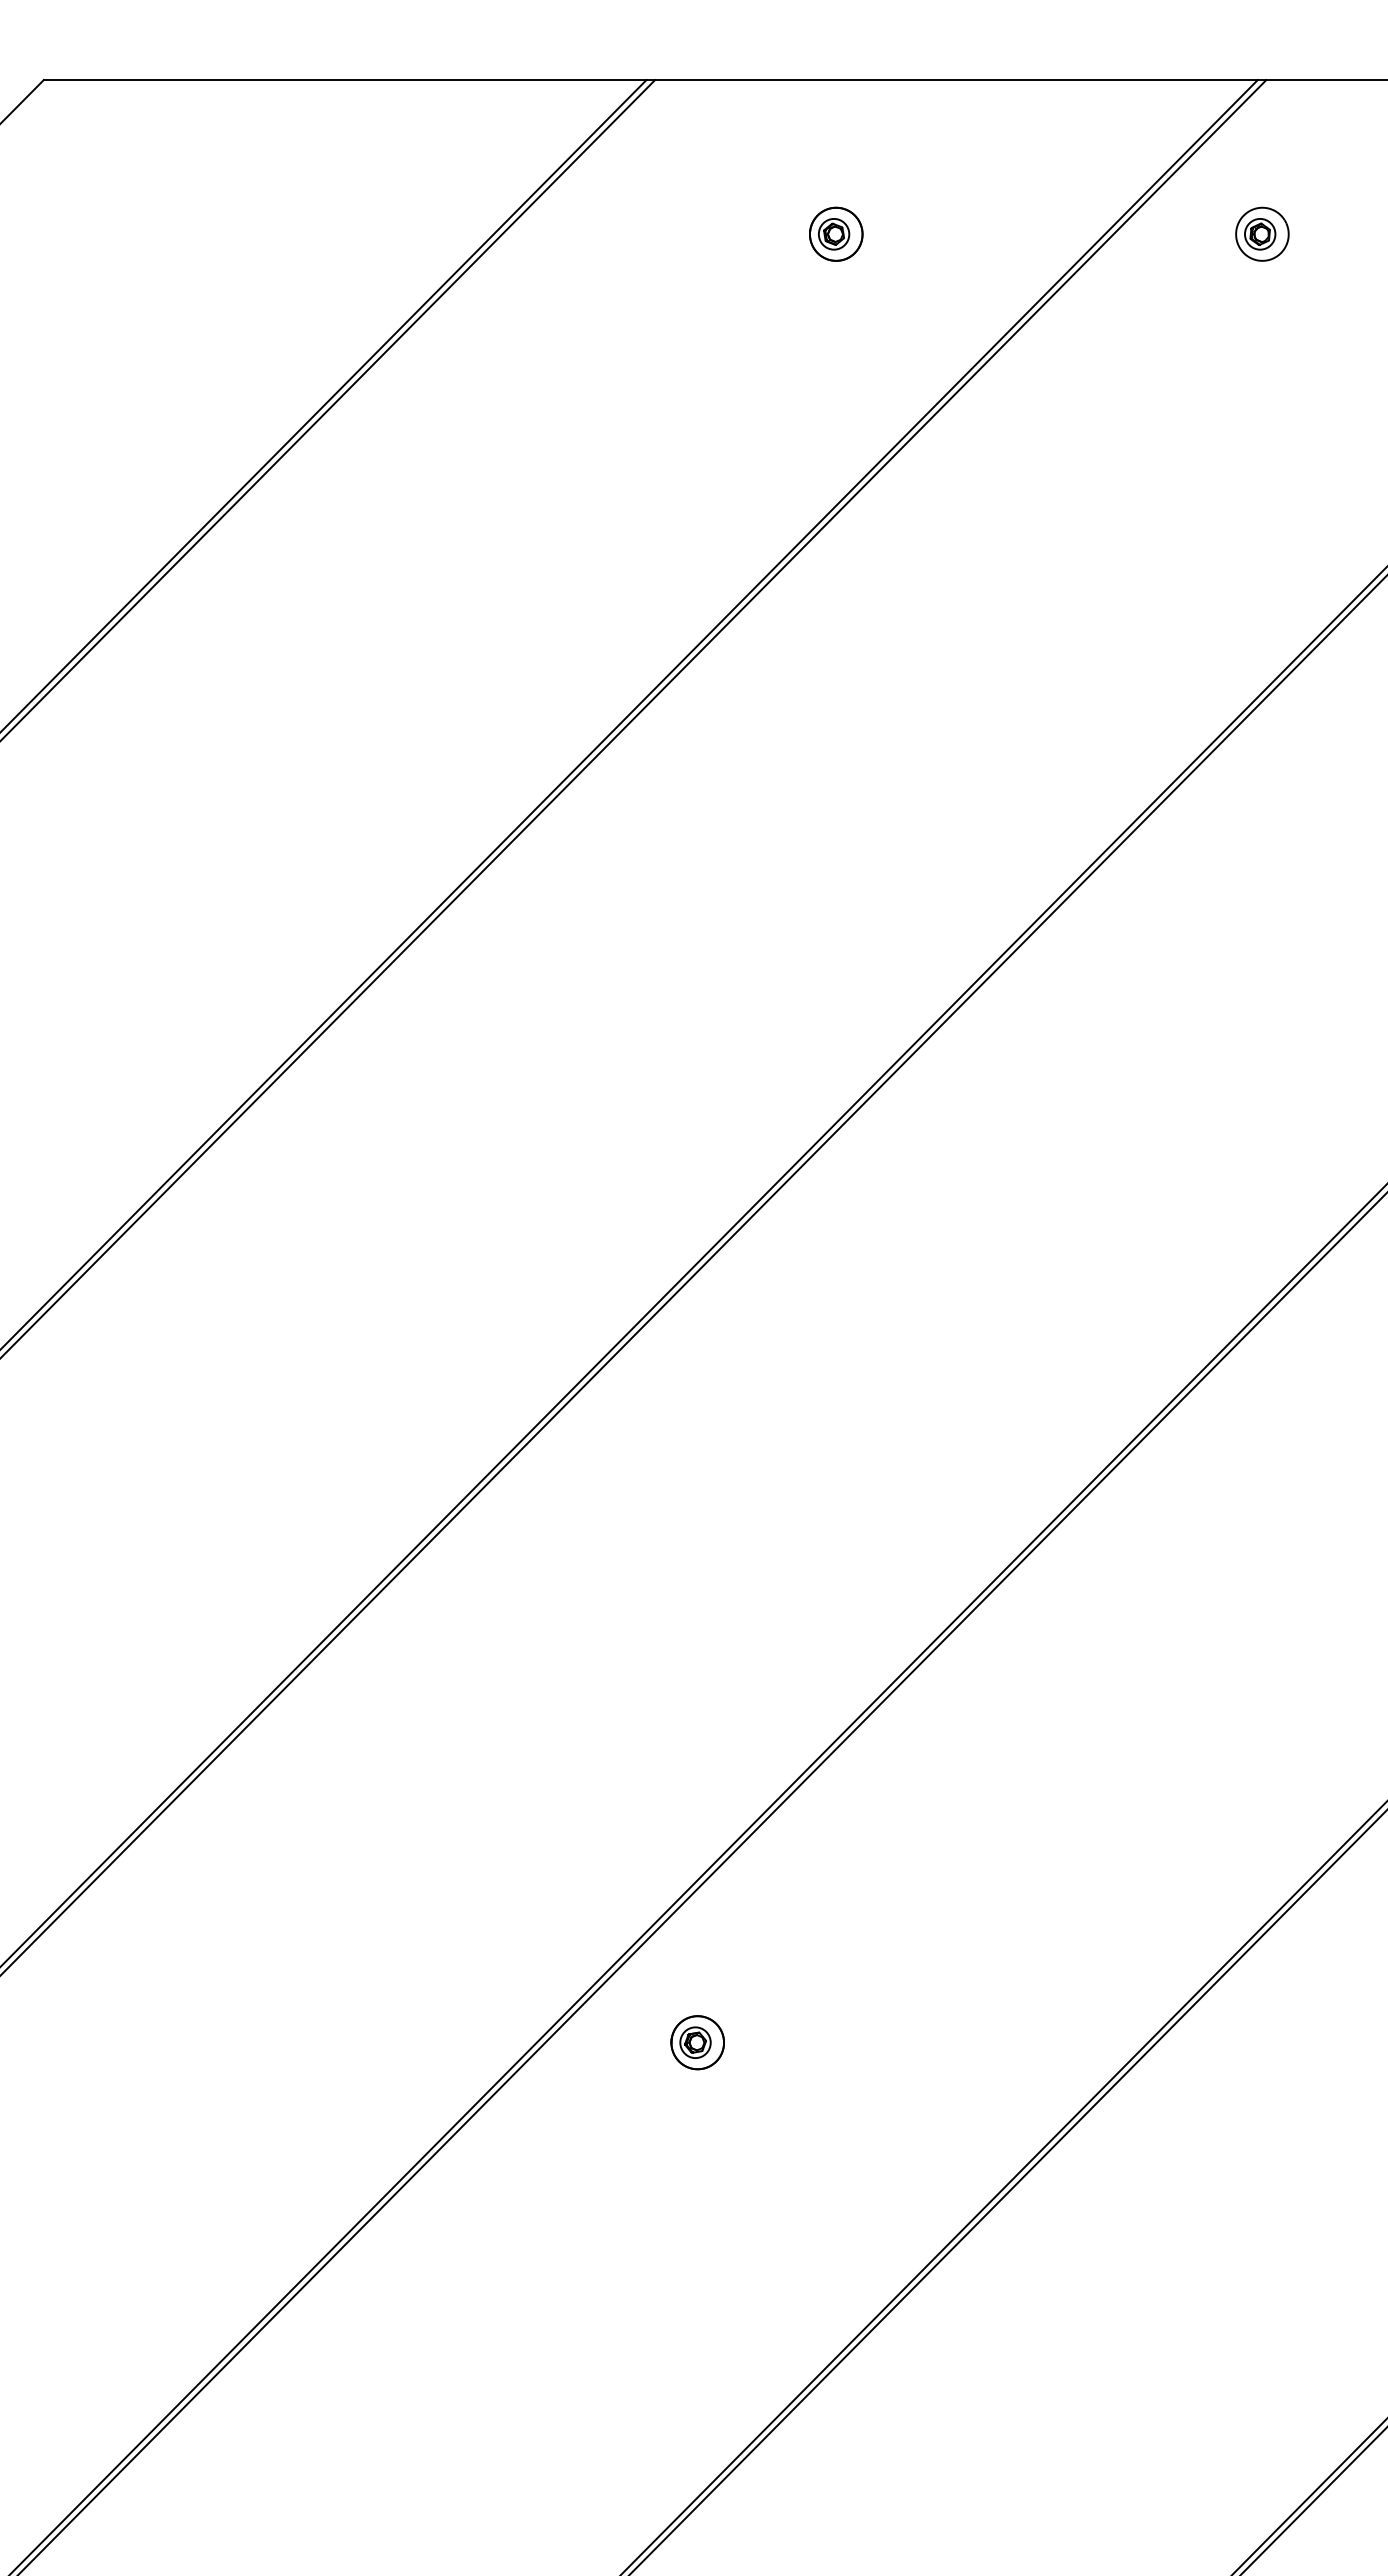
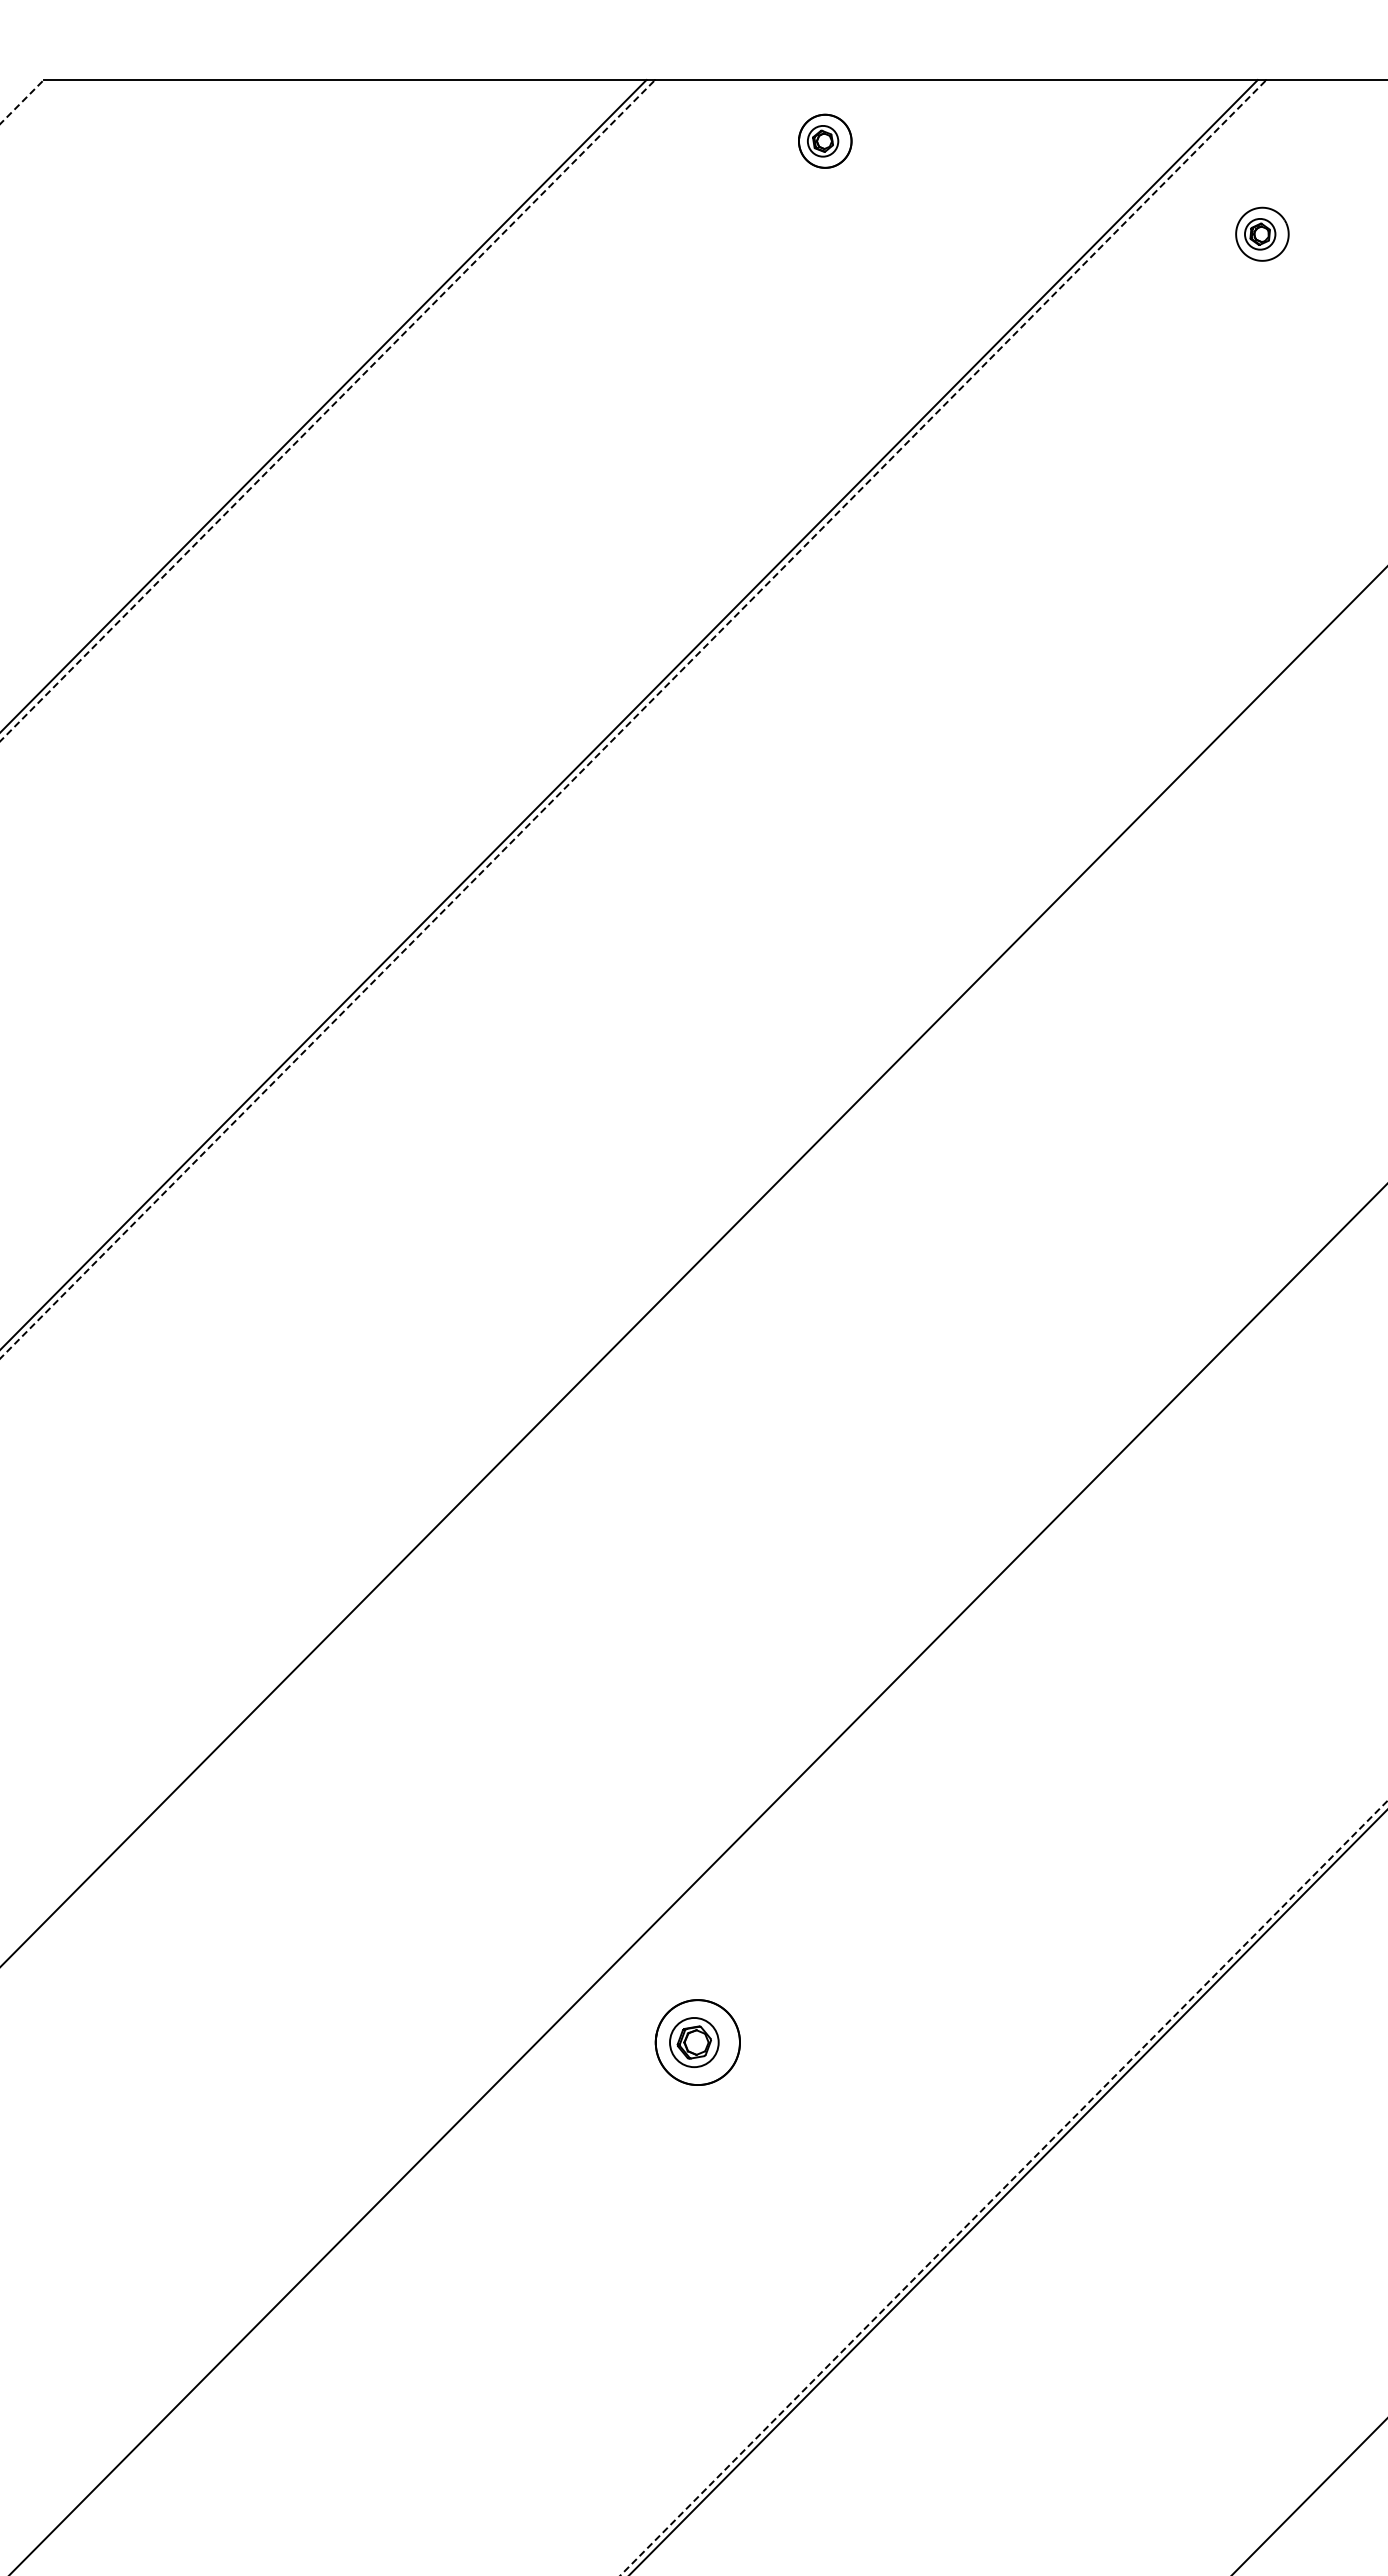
line: solid -> dashed (22, 102)
part position: (836, 233) -> (825, 140) (825, 140)
line: solid -> dashed (327, 410)
line: solid -> dashed (633, 719)
line: present -> none (693, 1275)
line: present -> none (702, 1883)
part size: 55x56 px -> 87x87 px (697, 2042)
line: solid -> dashed (1004, 2187)
line: present -> none (1313, 2500)
